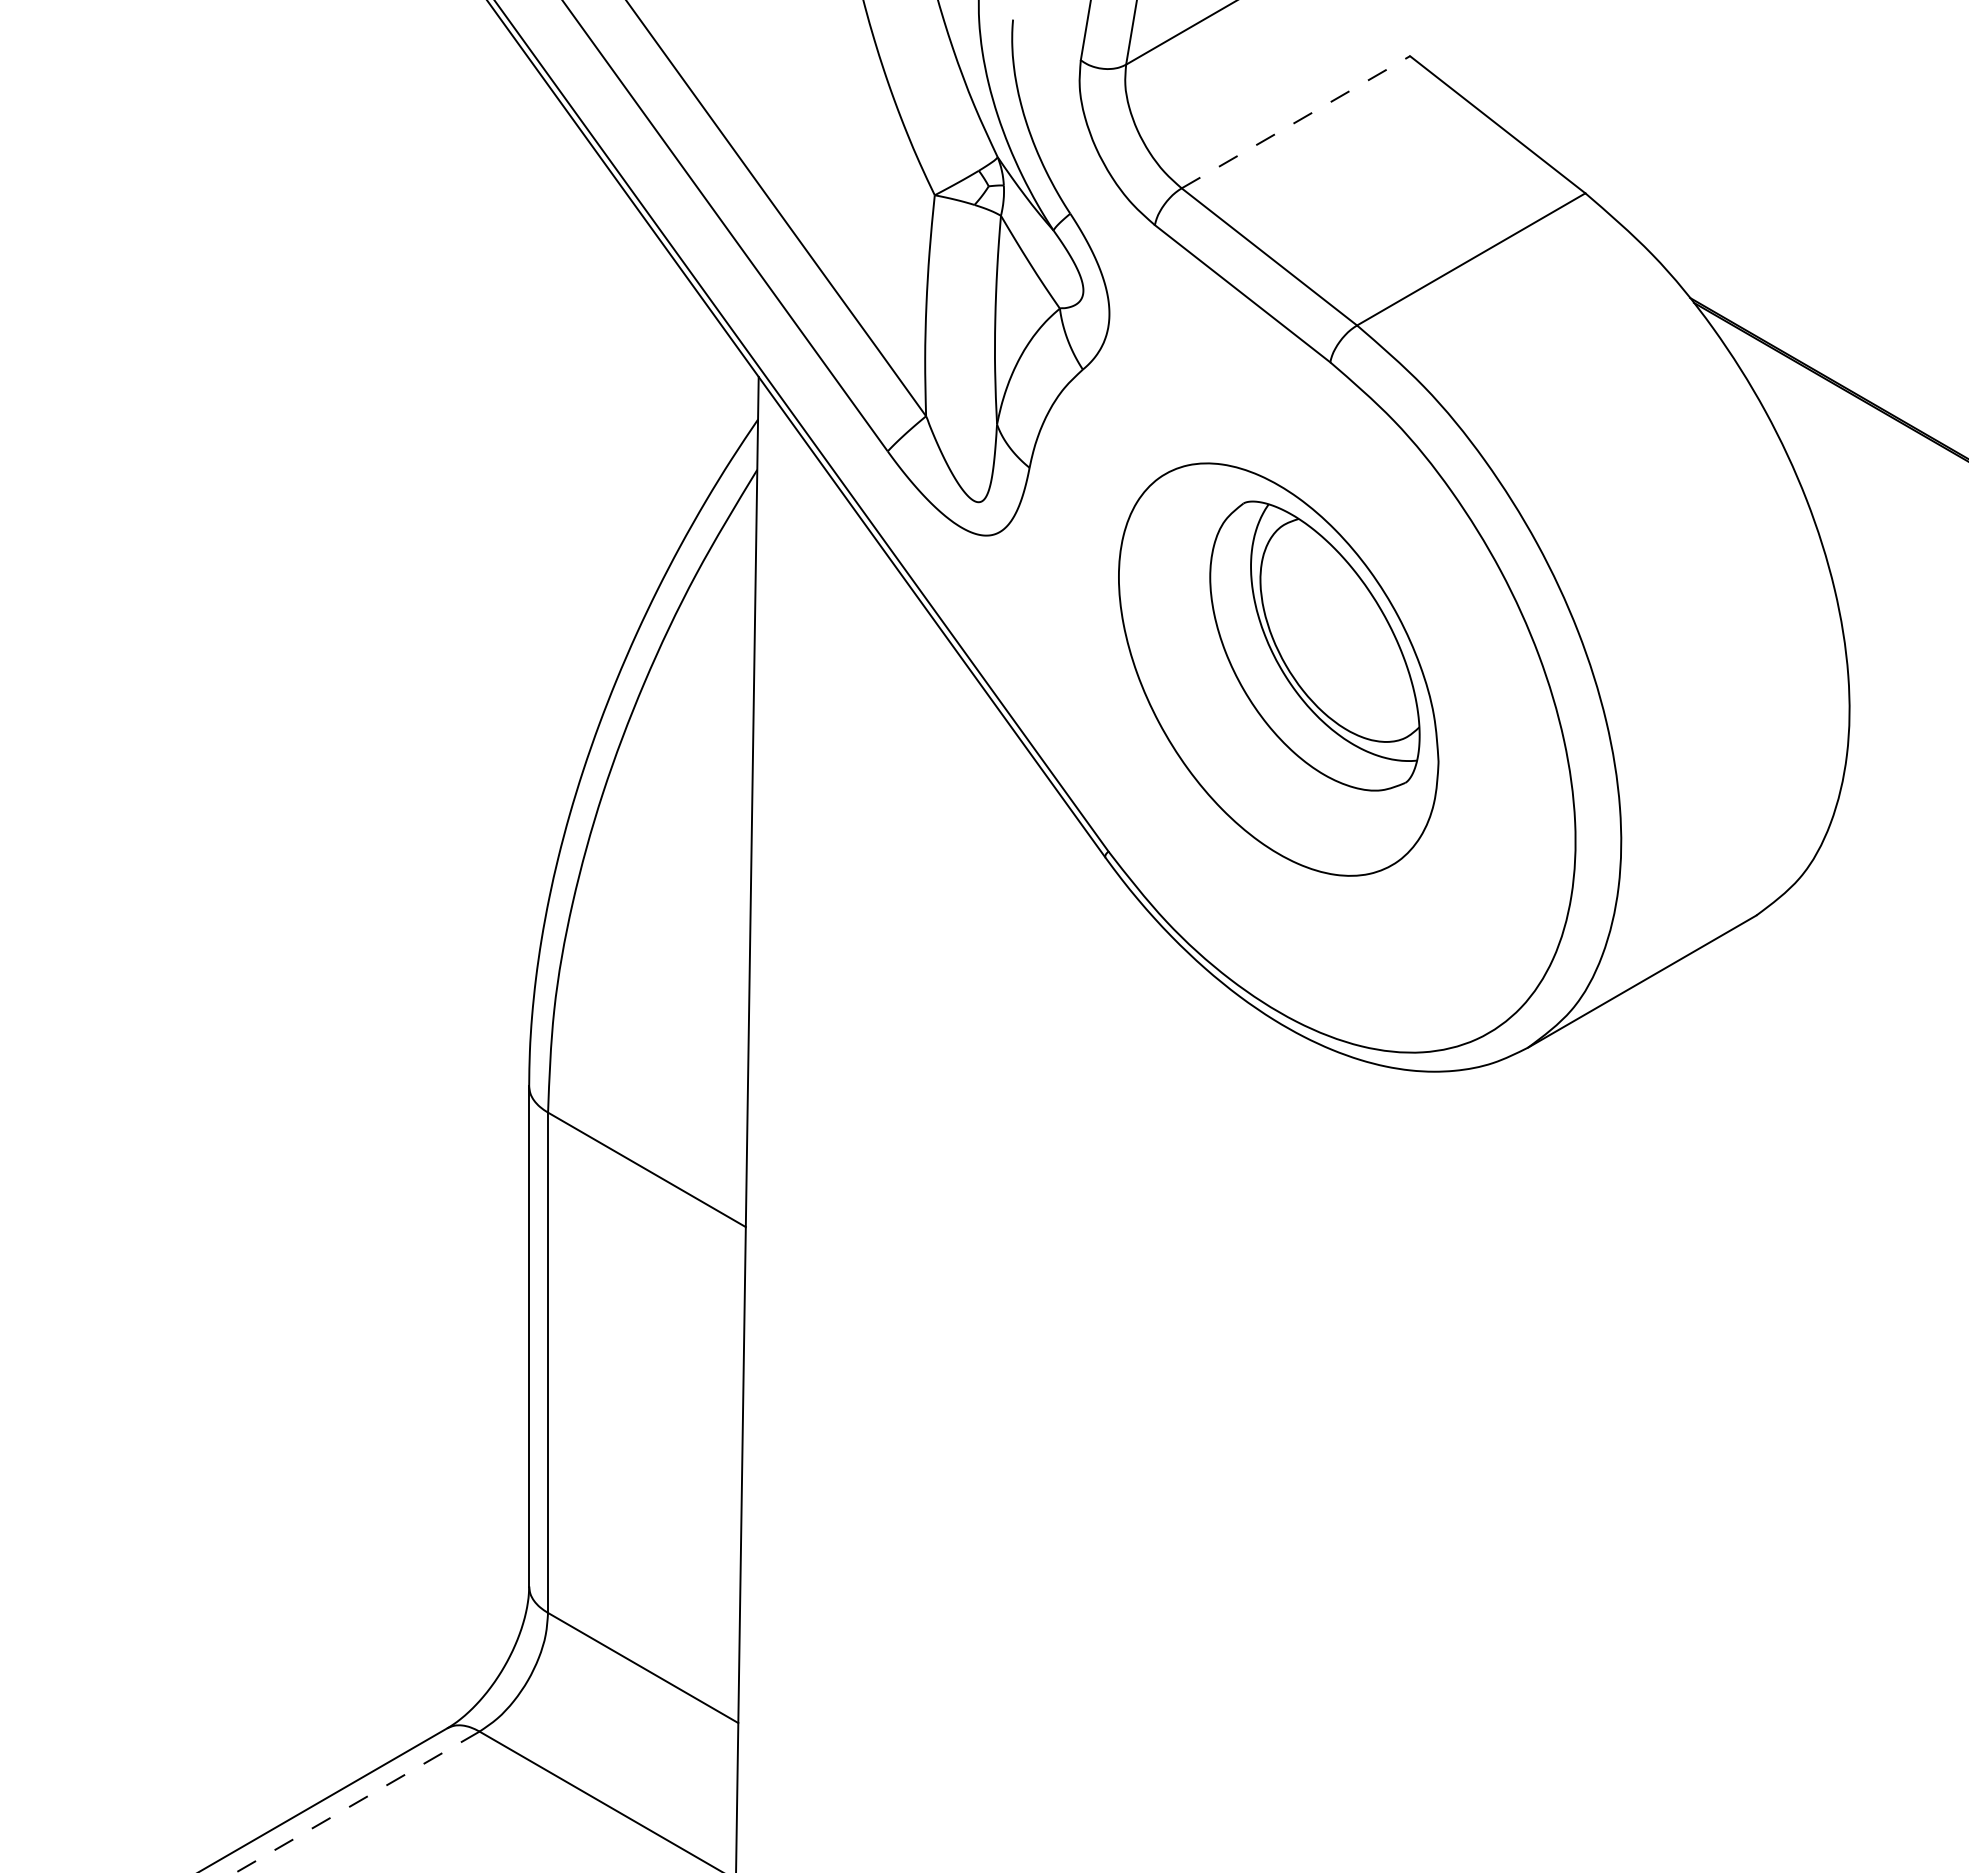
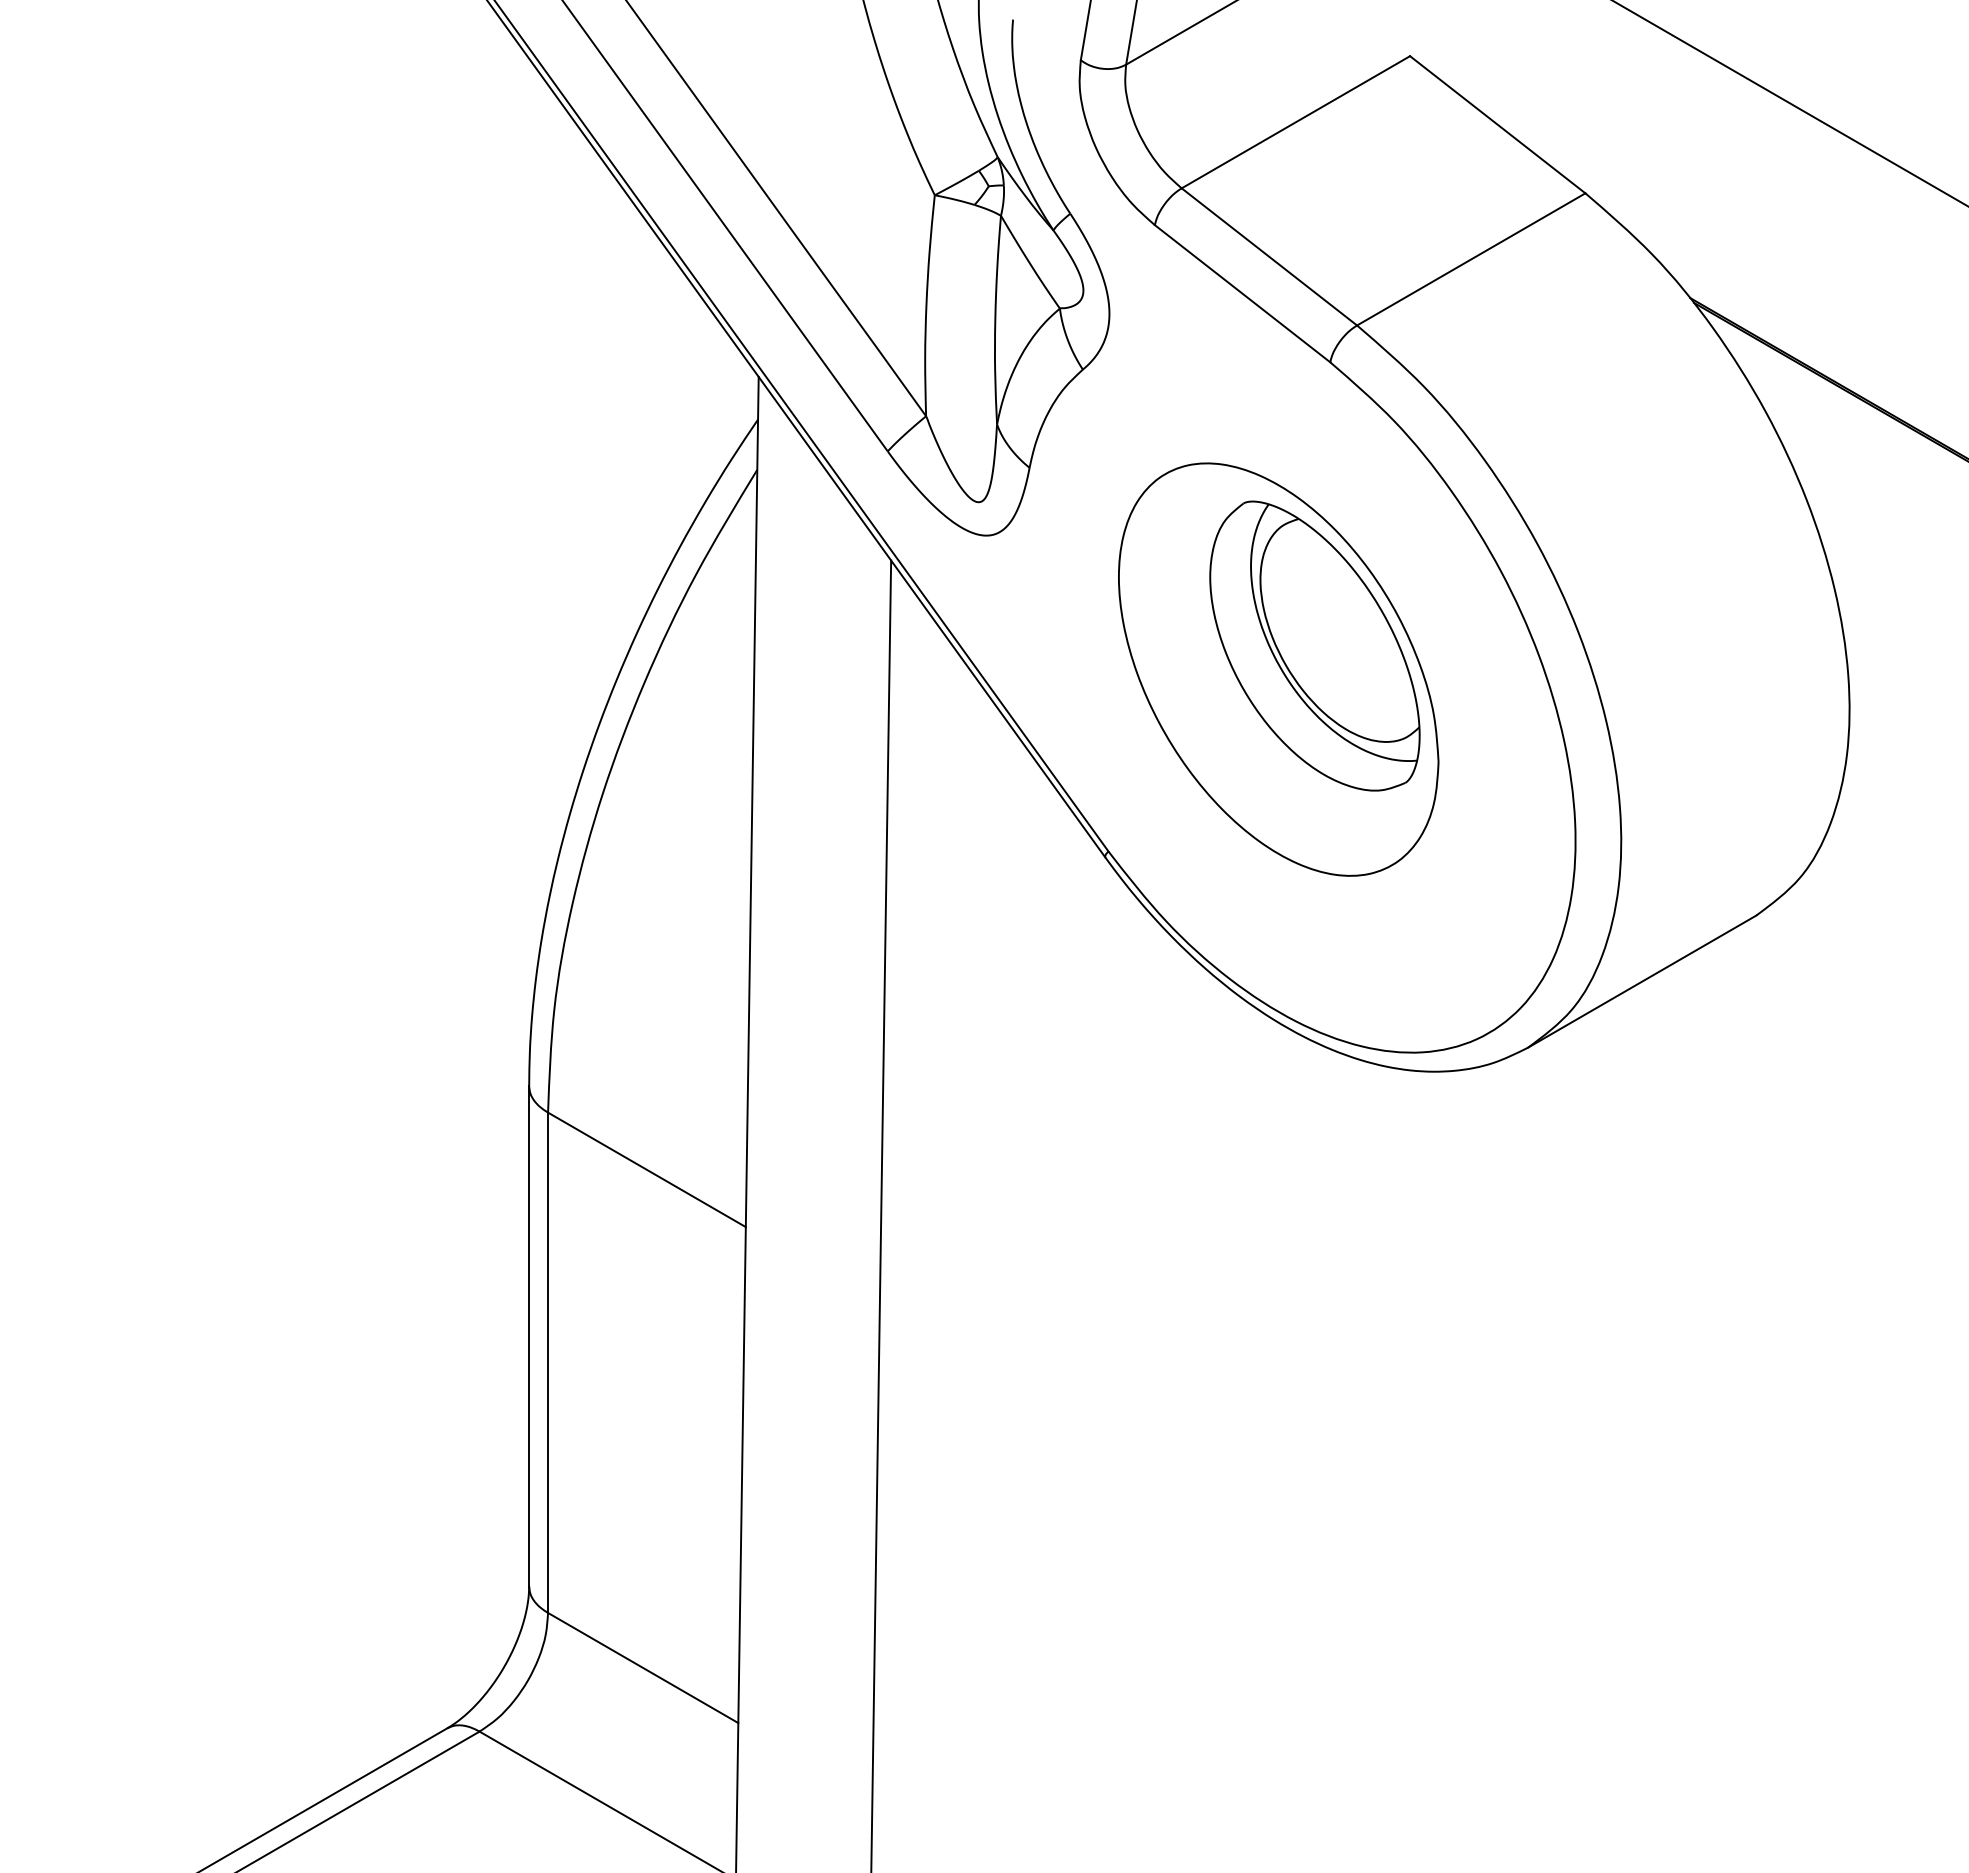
line: none -> present (1790, 103)
line: dashed -> solid (1295, 122)
line: none -> present (881, 1214)
line: dashed -> solid (357, 1802)
